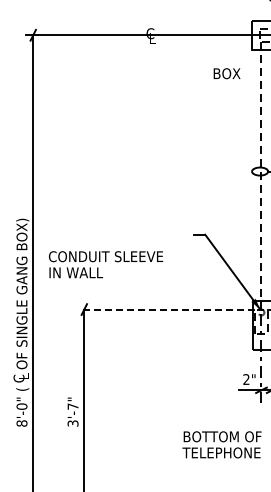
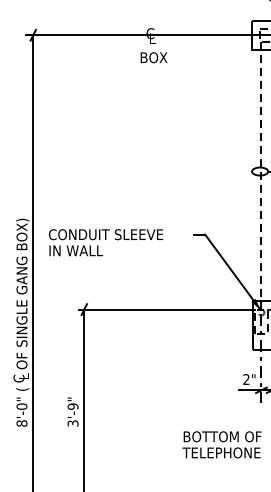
text position: (226, 73) -> (153, 57) (153, 57)
text position: (106, 264) -> (106, 242) (106, 242)
line: dashed -> solid (166, 309)
text: 3'-7" -> 3'-9" (72, 406)
